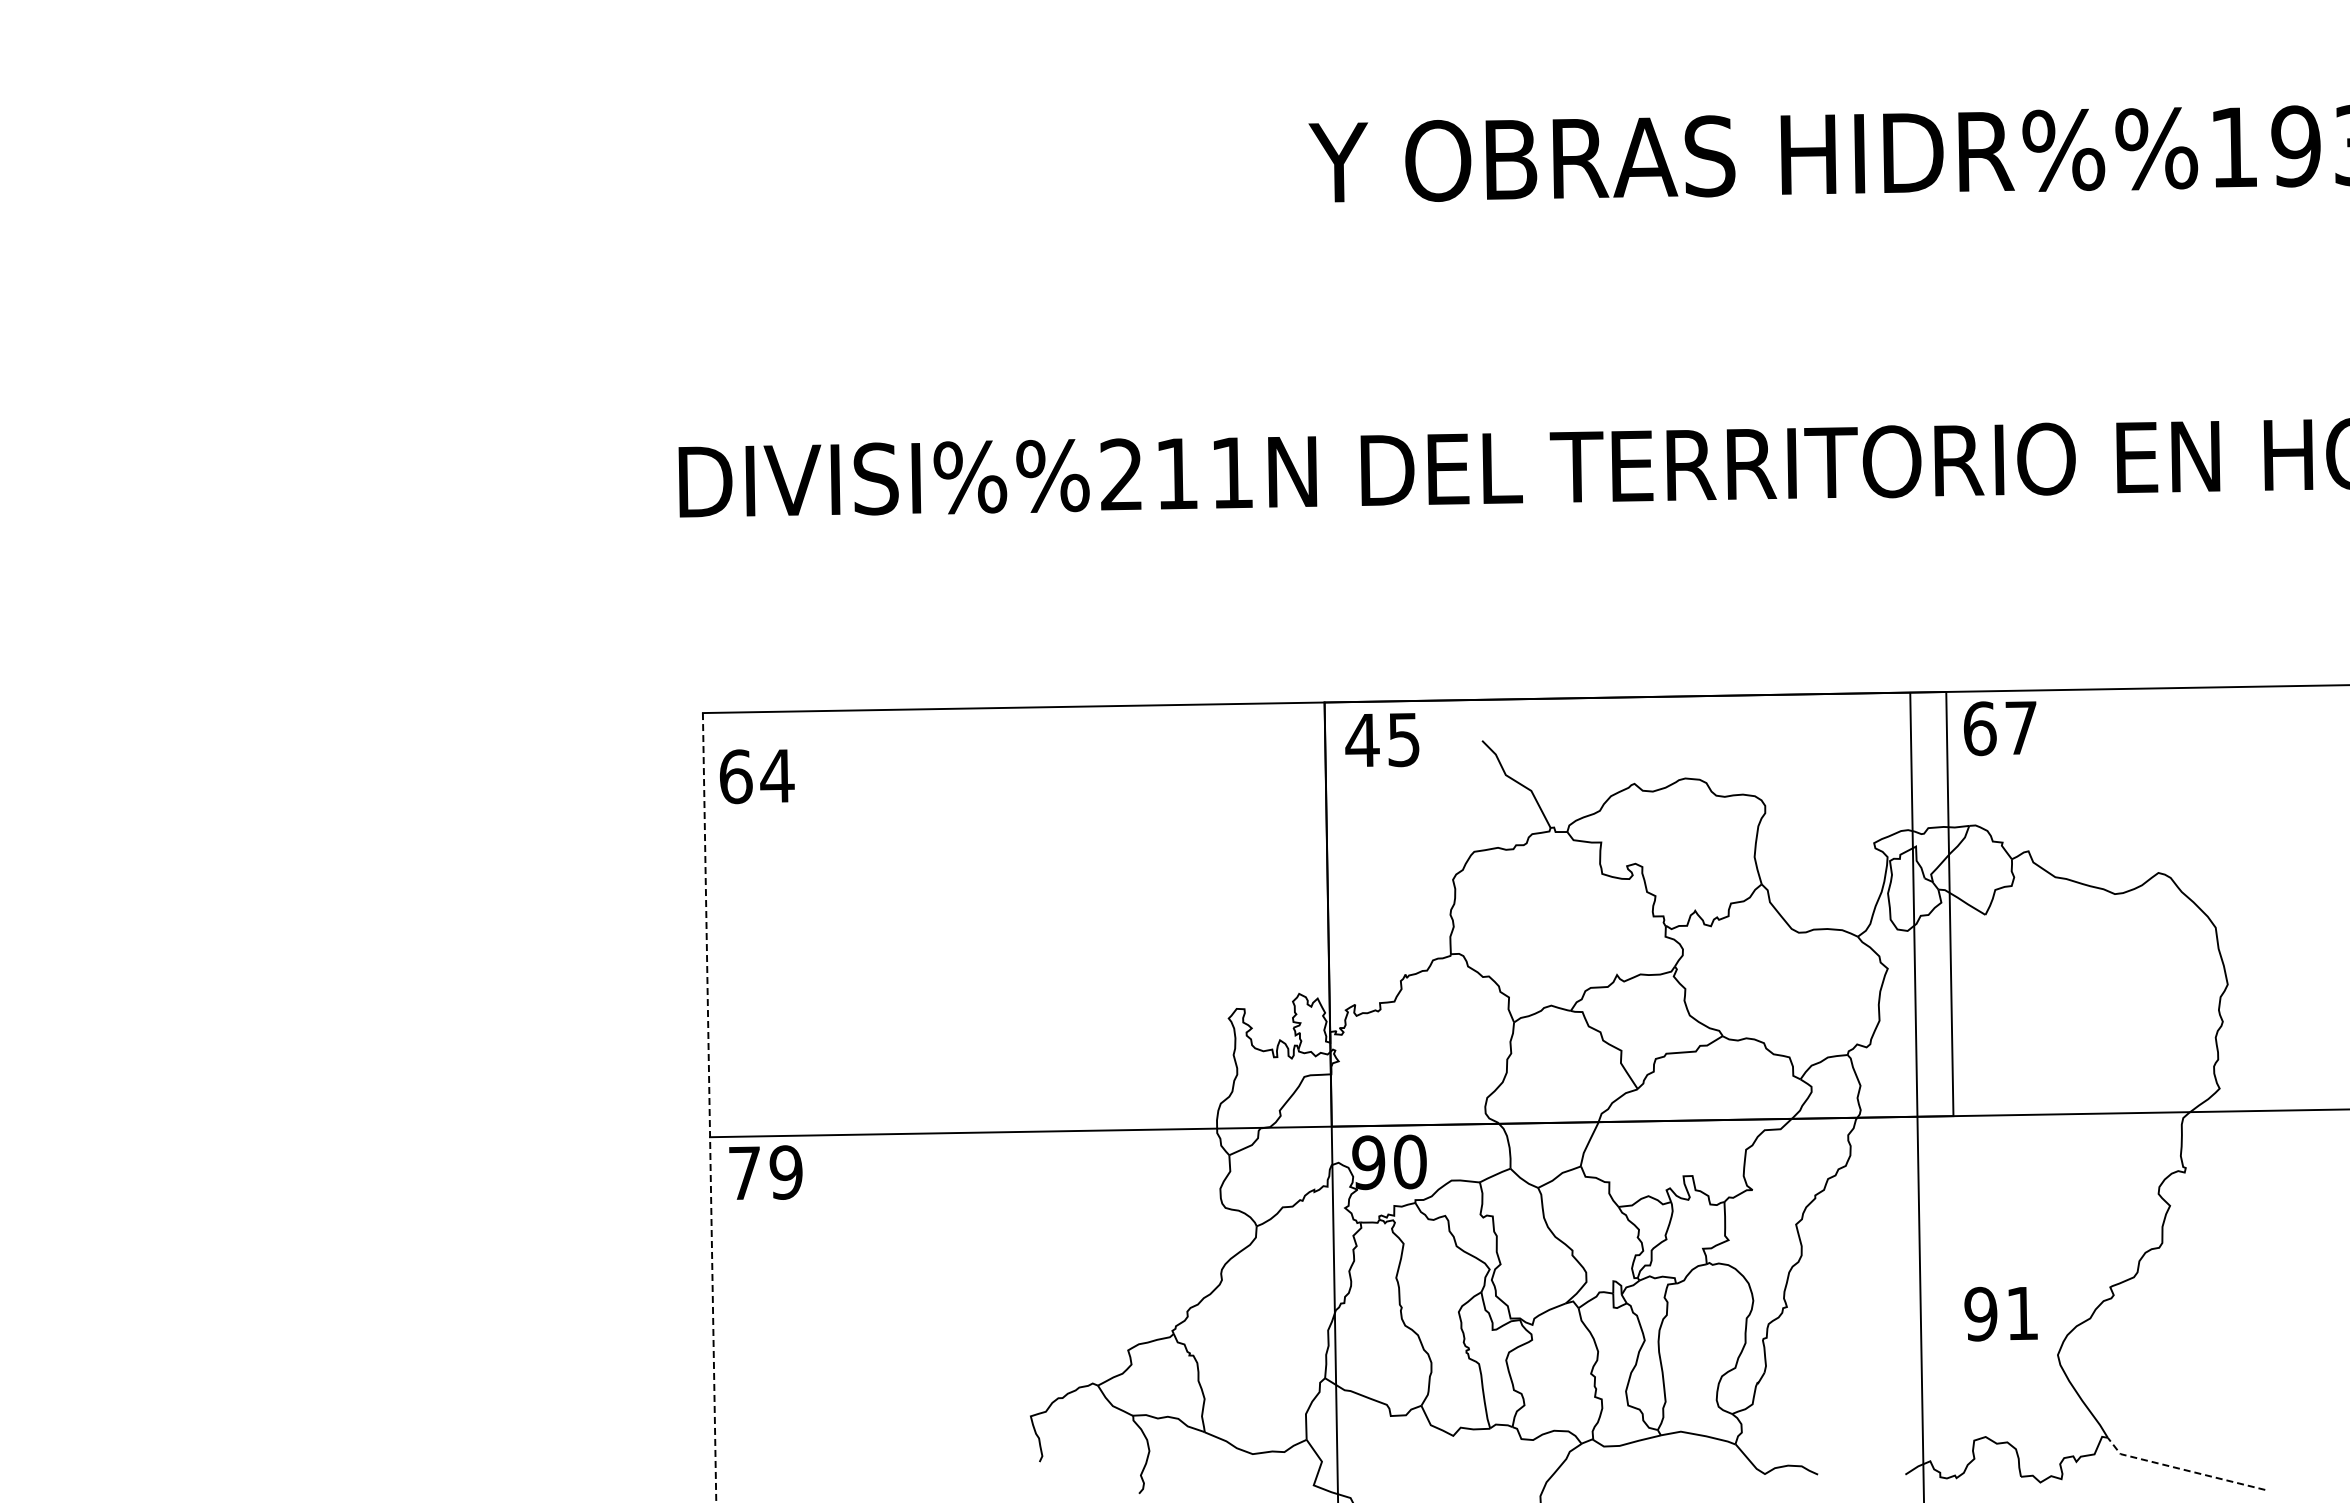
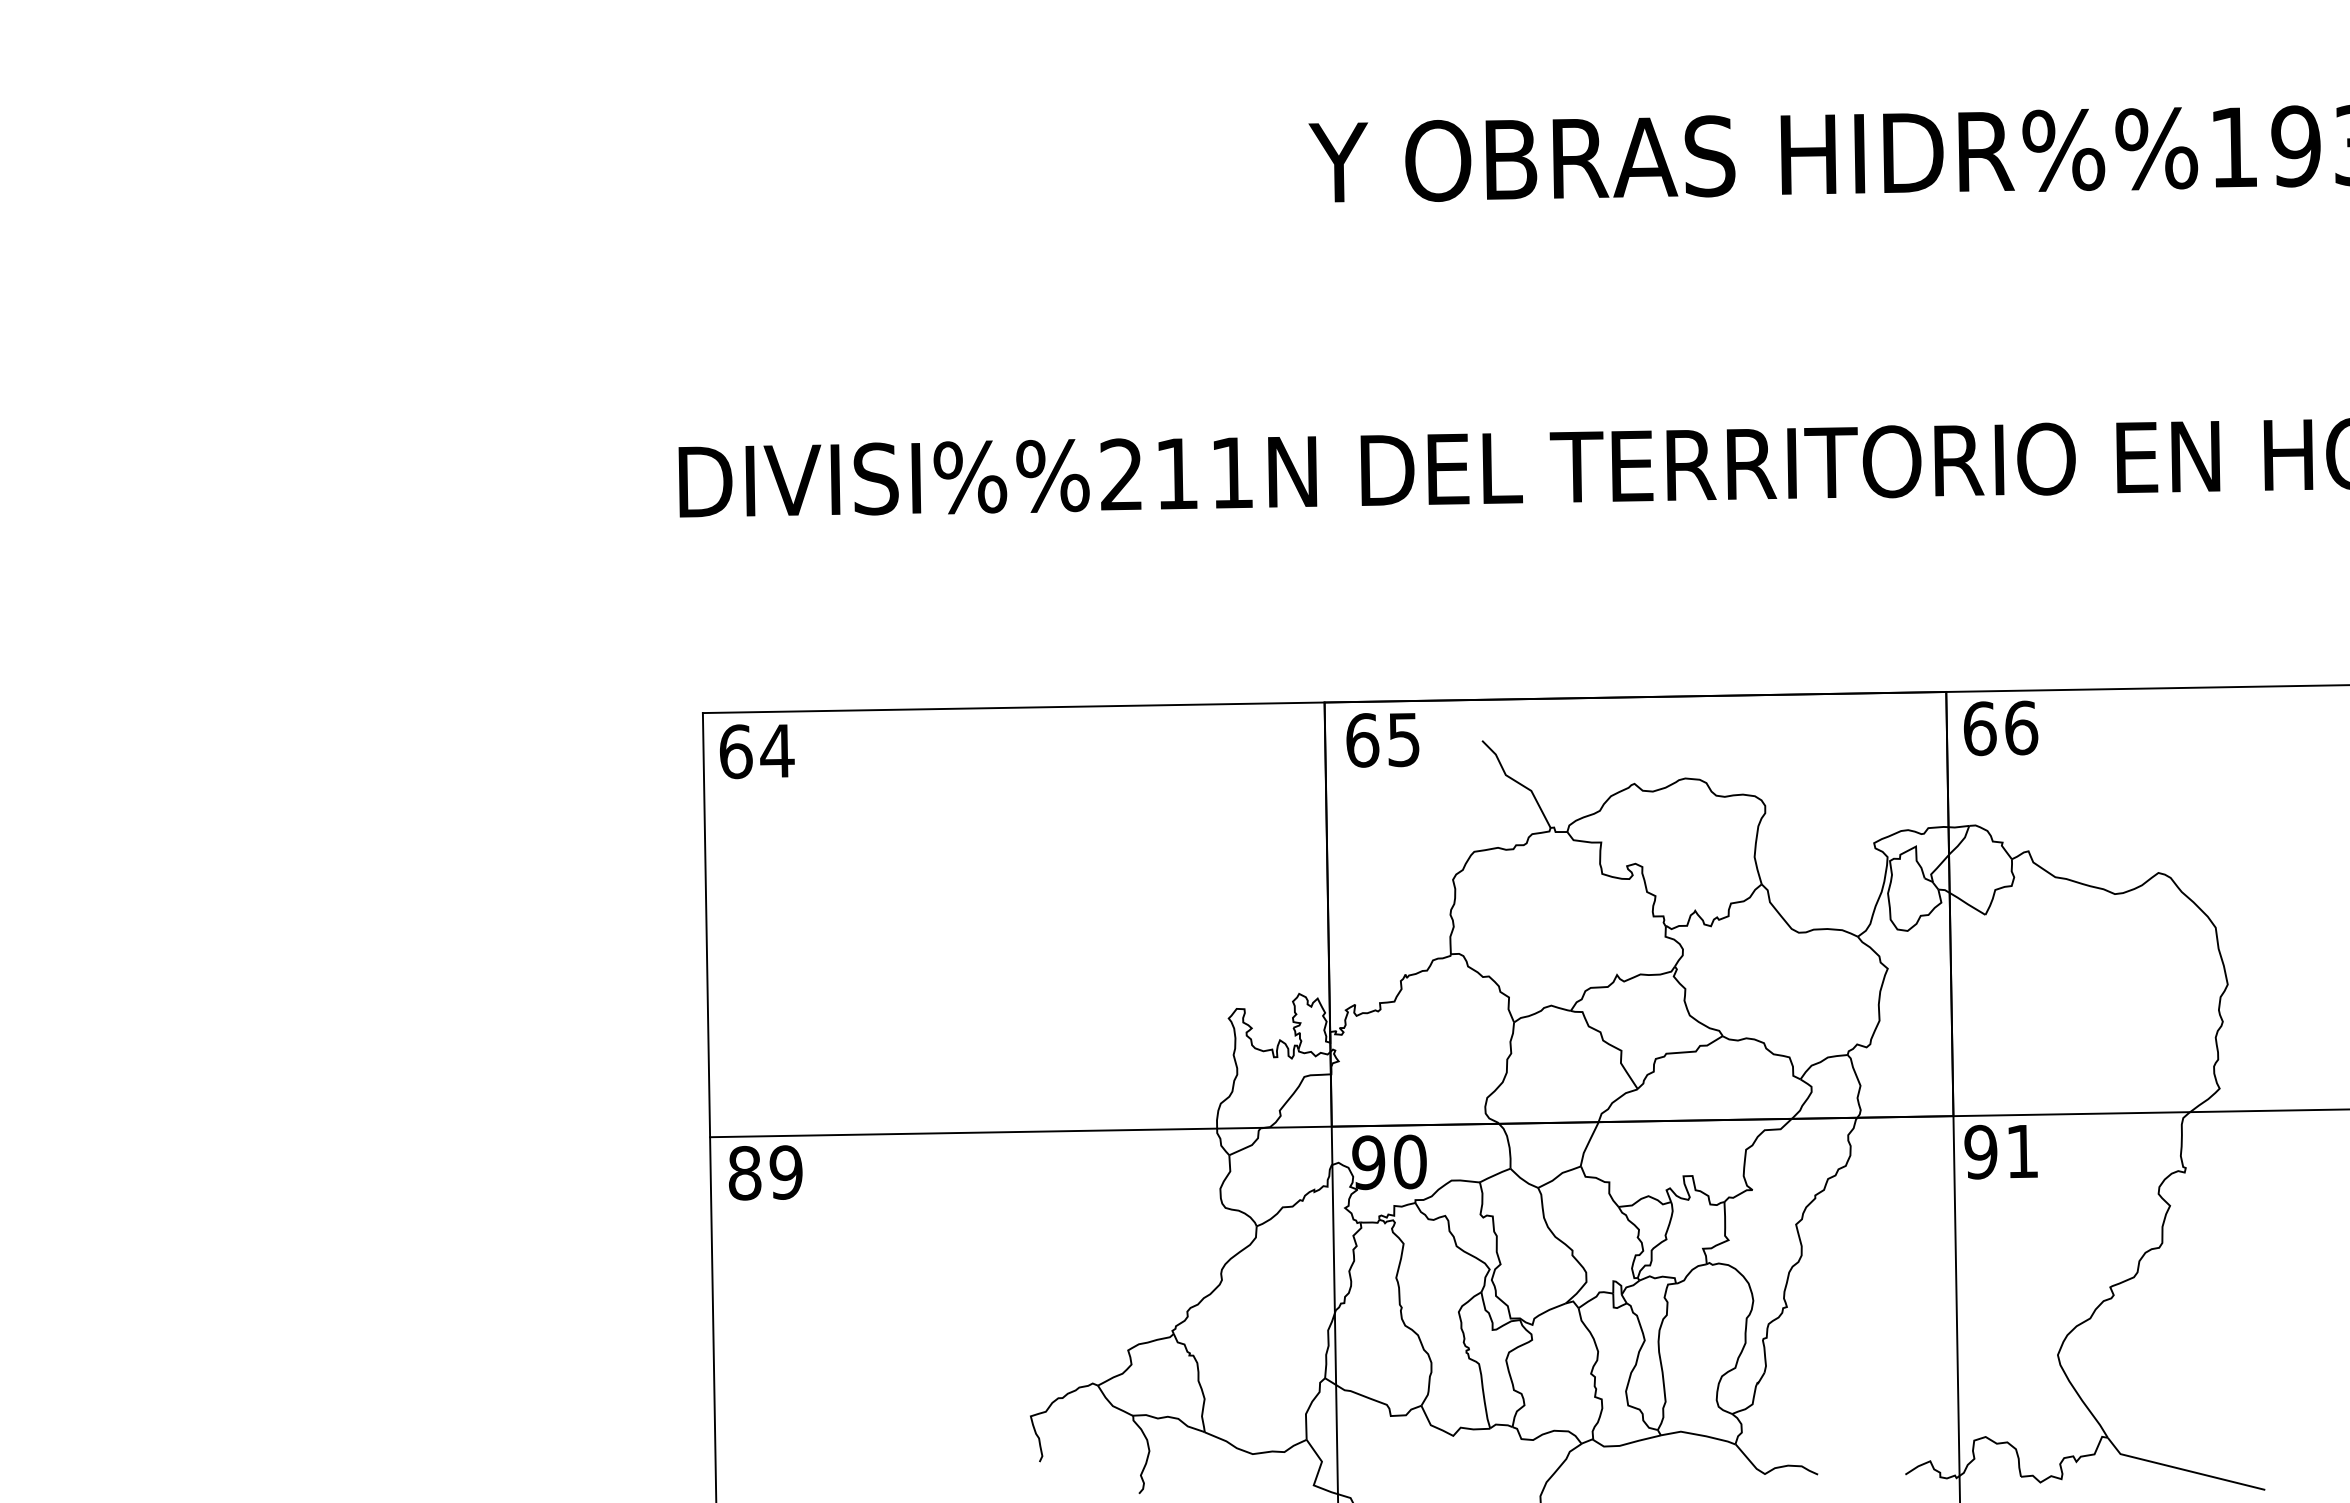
text: 67 -> 66 (2021, 727)
text: 45 -> 65 (1362, 740)
text position: (757, 776) -> (757, 751) (757, 751)
line position: (1916, 1095) -> (1952, 1095) (1952, 1095)
line: dashed -> solid (709, 1108)
text: 79 -> 89 (745, 1173)
text position: (2000, 1314) -> (2000, 1152) (2000, 1152)
line: dashed -> solid (2182, 1469)
